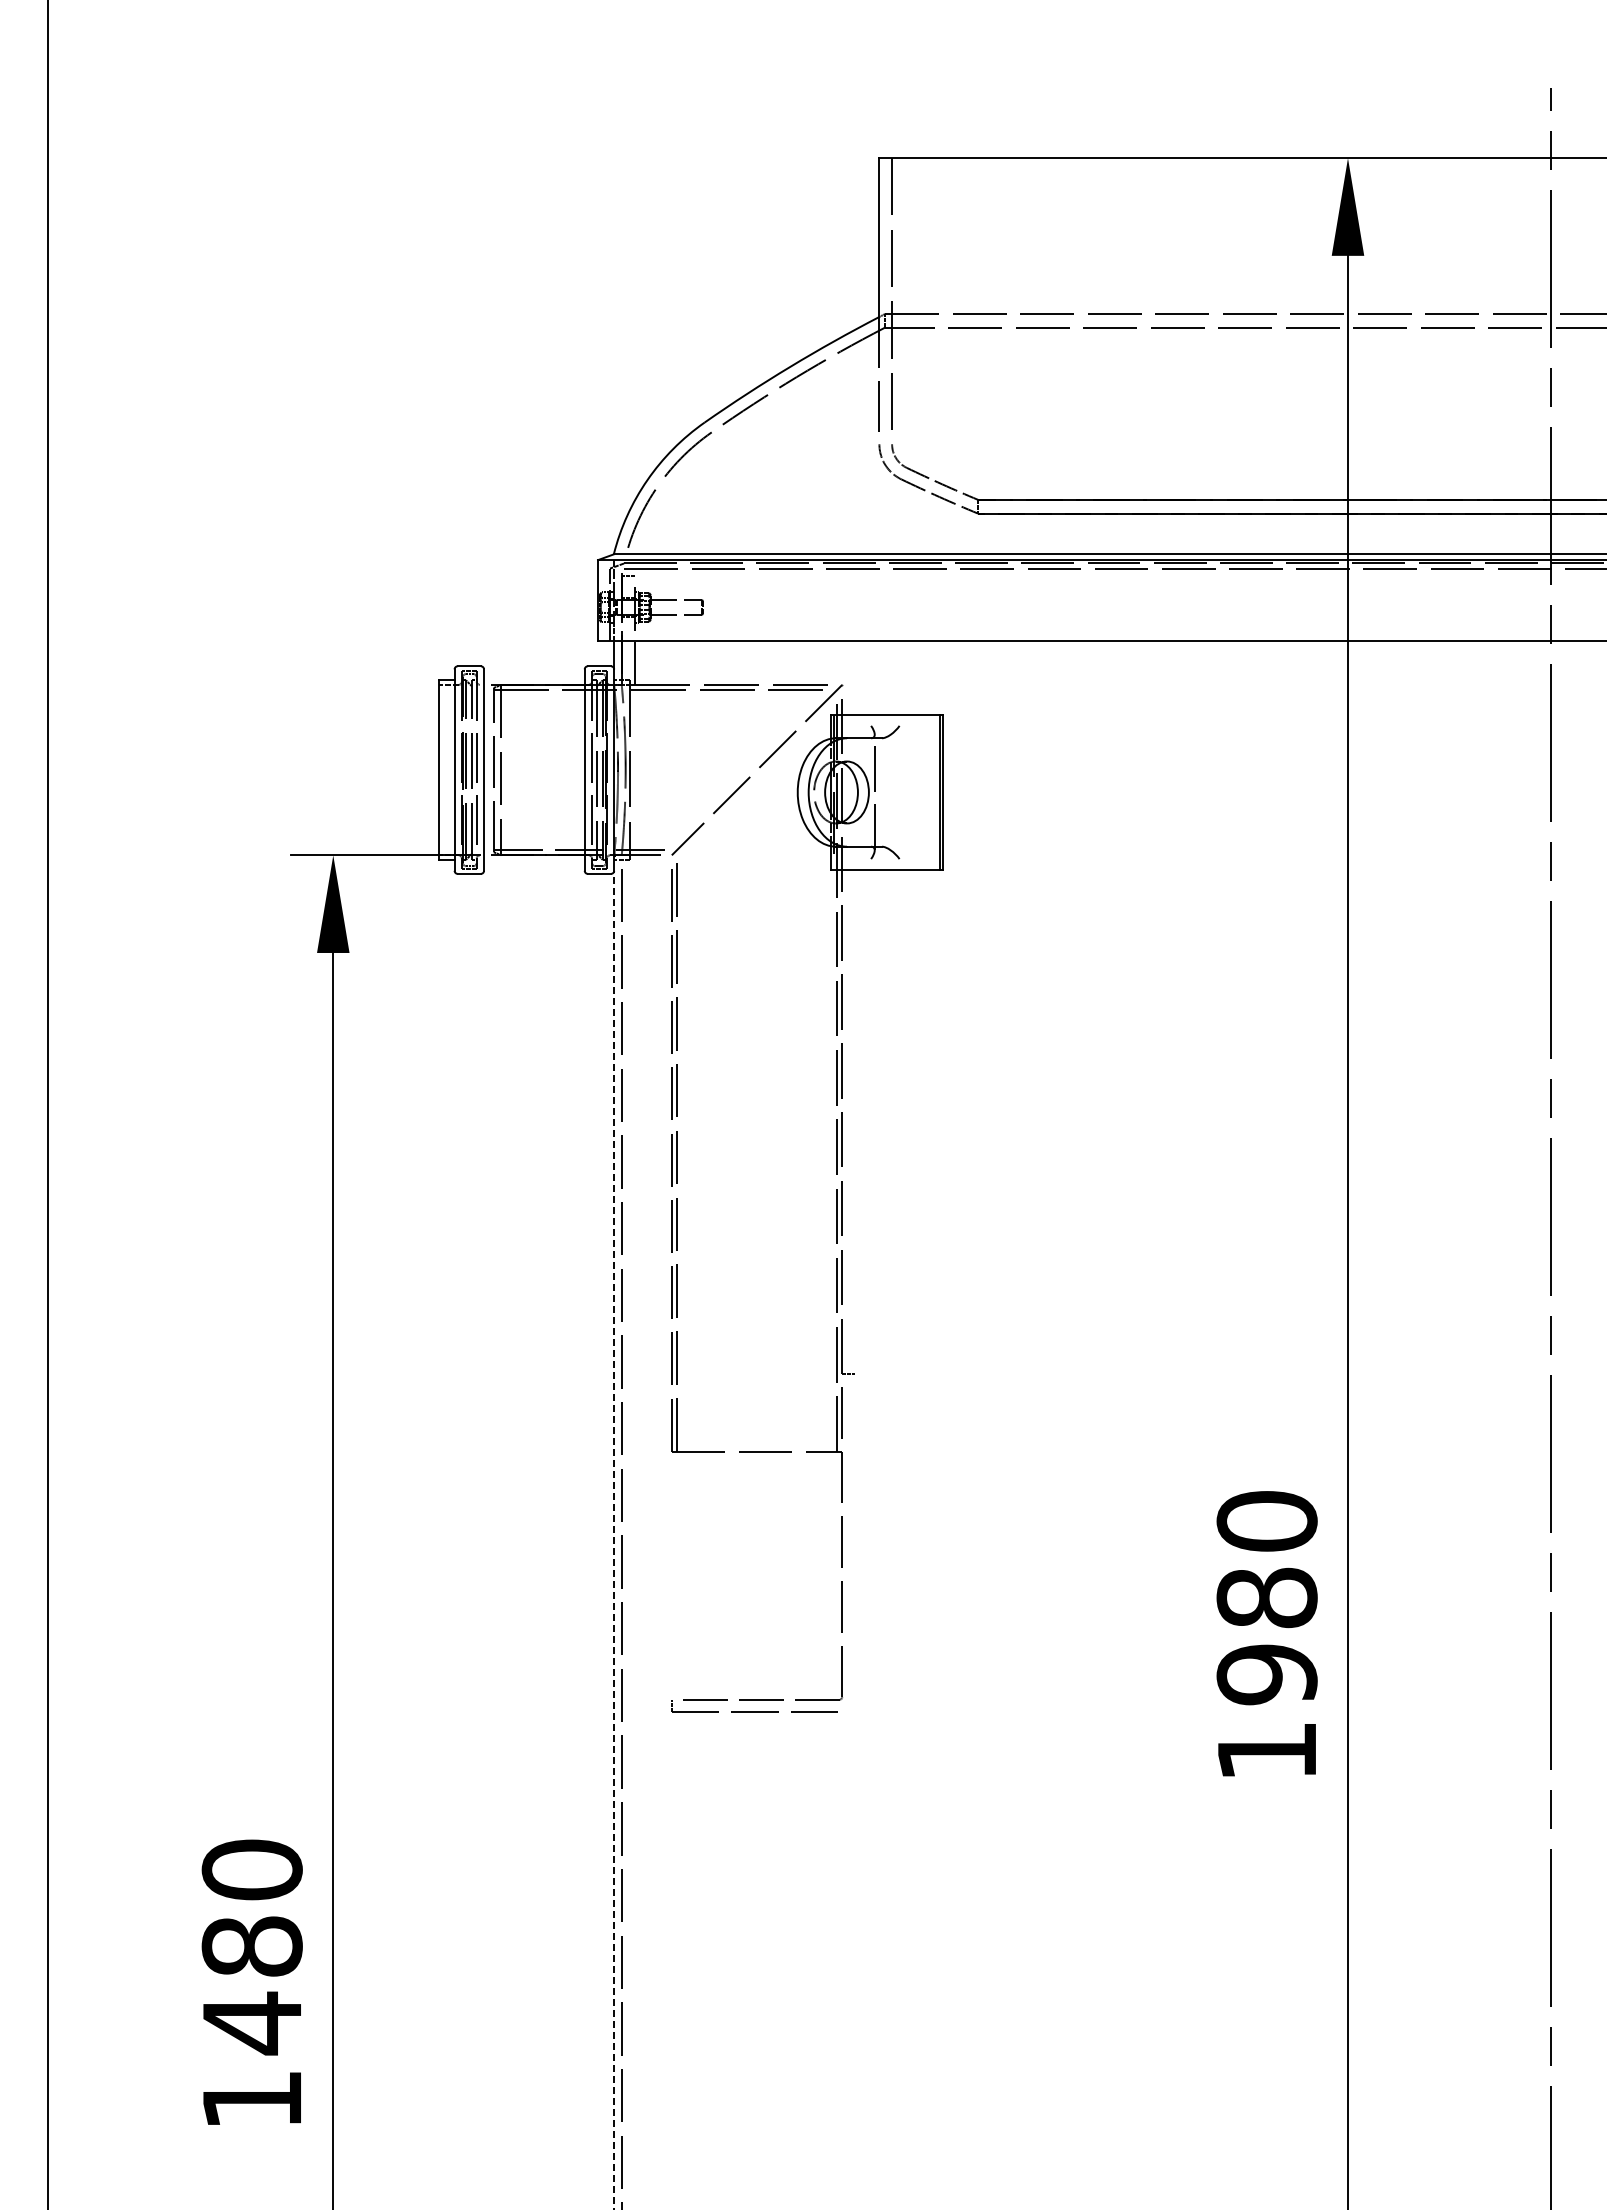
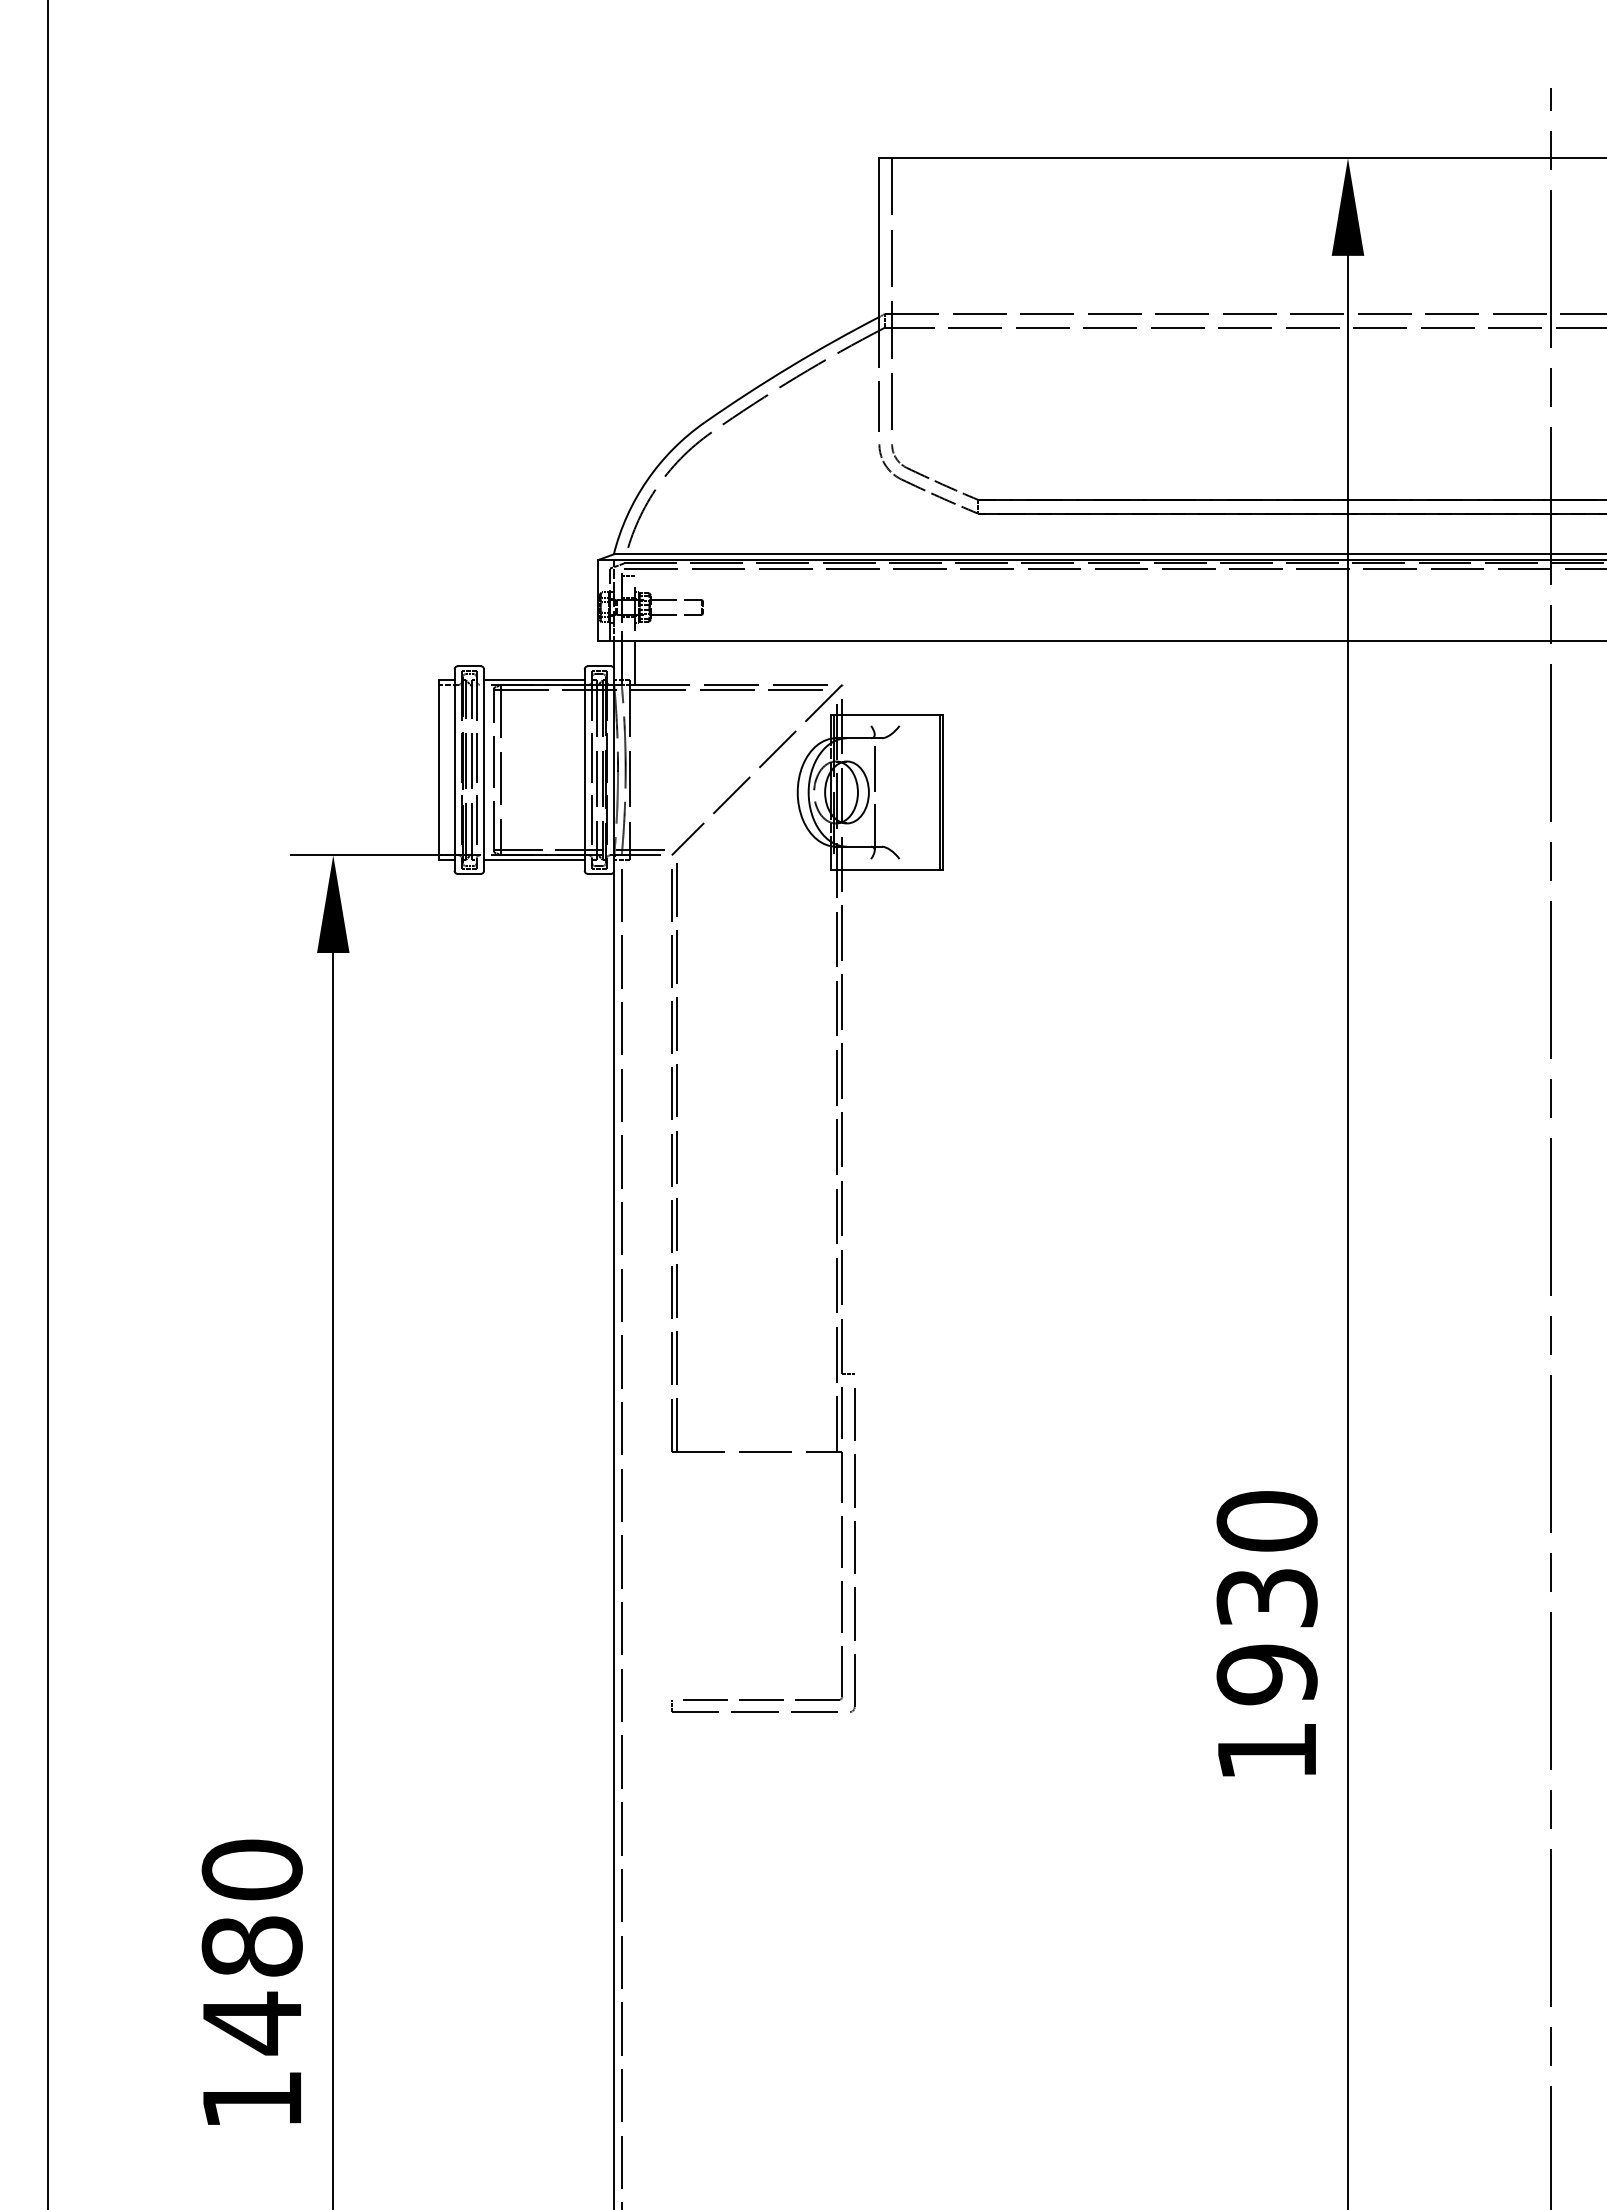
line: none -> present (534, 679)
line: none -> present (534, 860)
line: dashed -> solid (614, 1539)
part: none -> present (852, 1550)
text: 1980 -> 1930 (1266, 1597)
